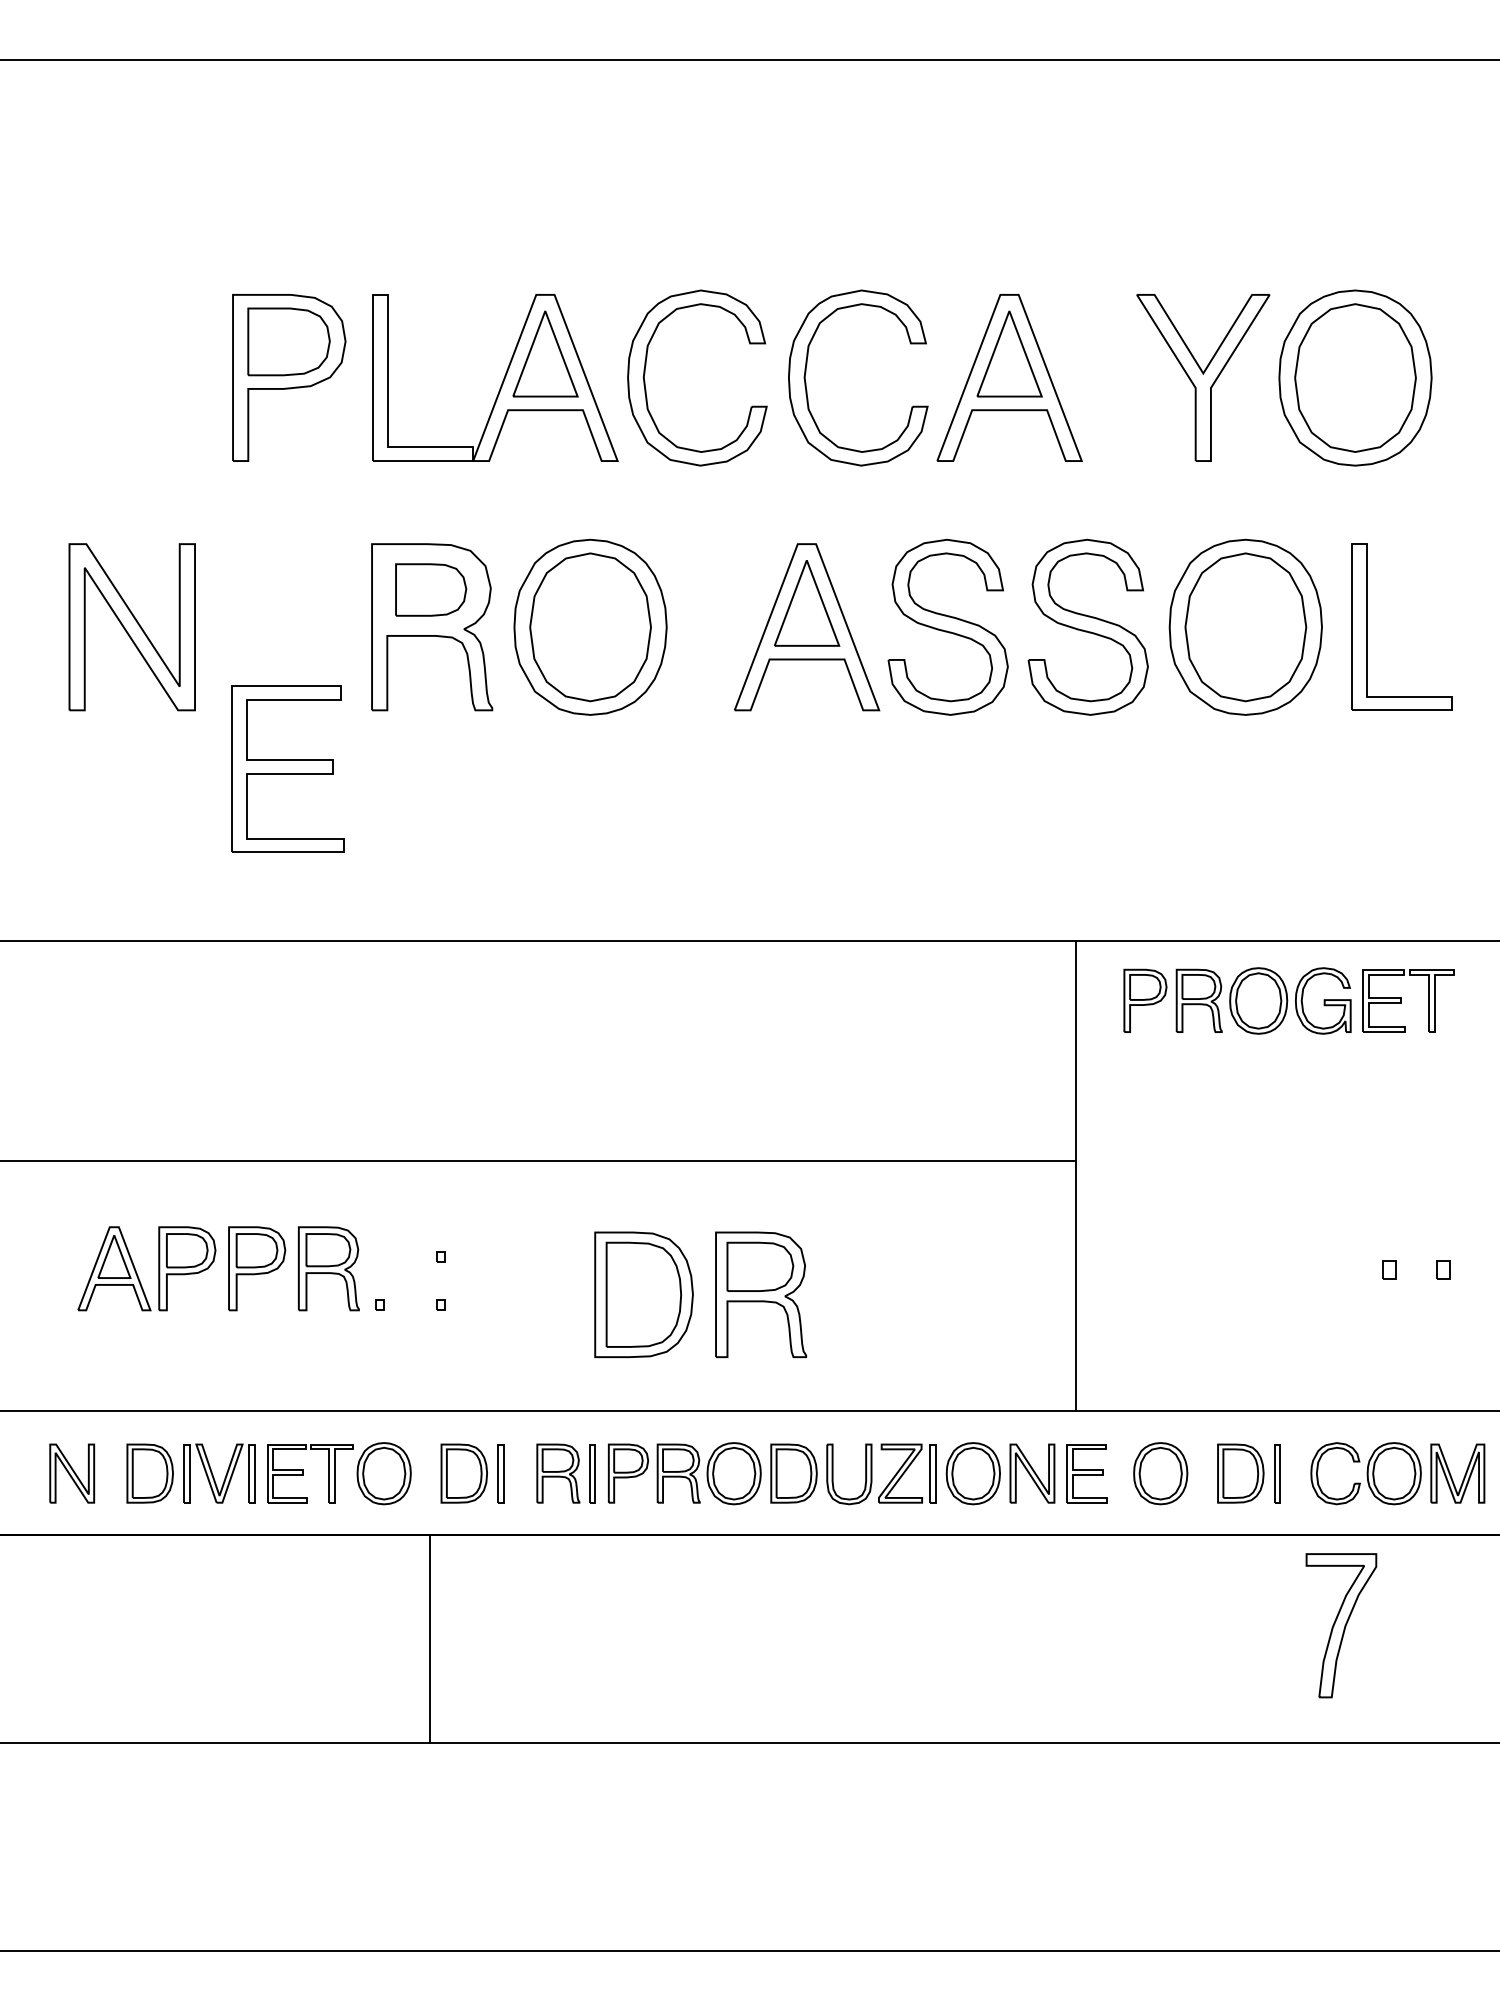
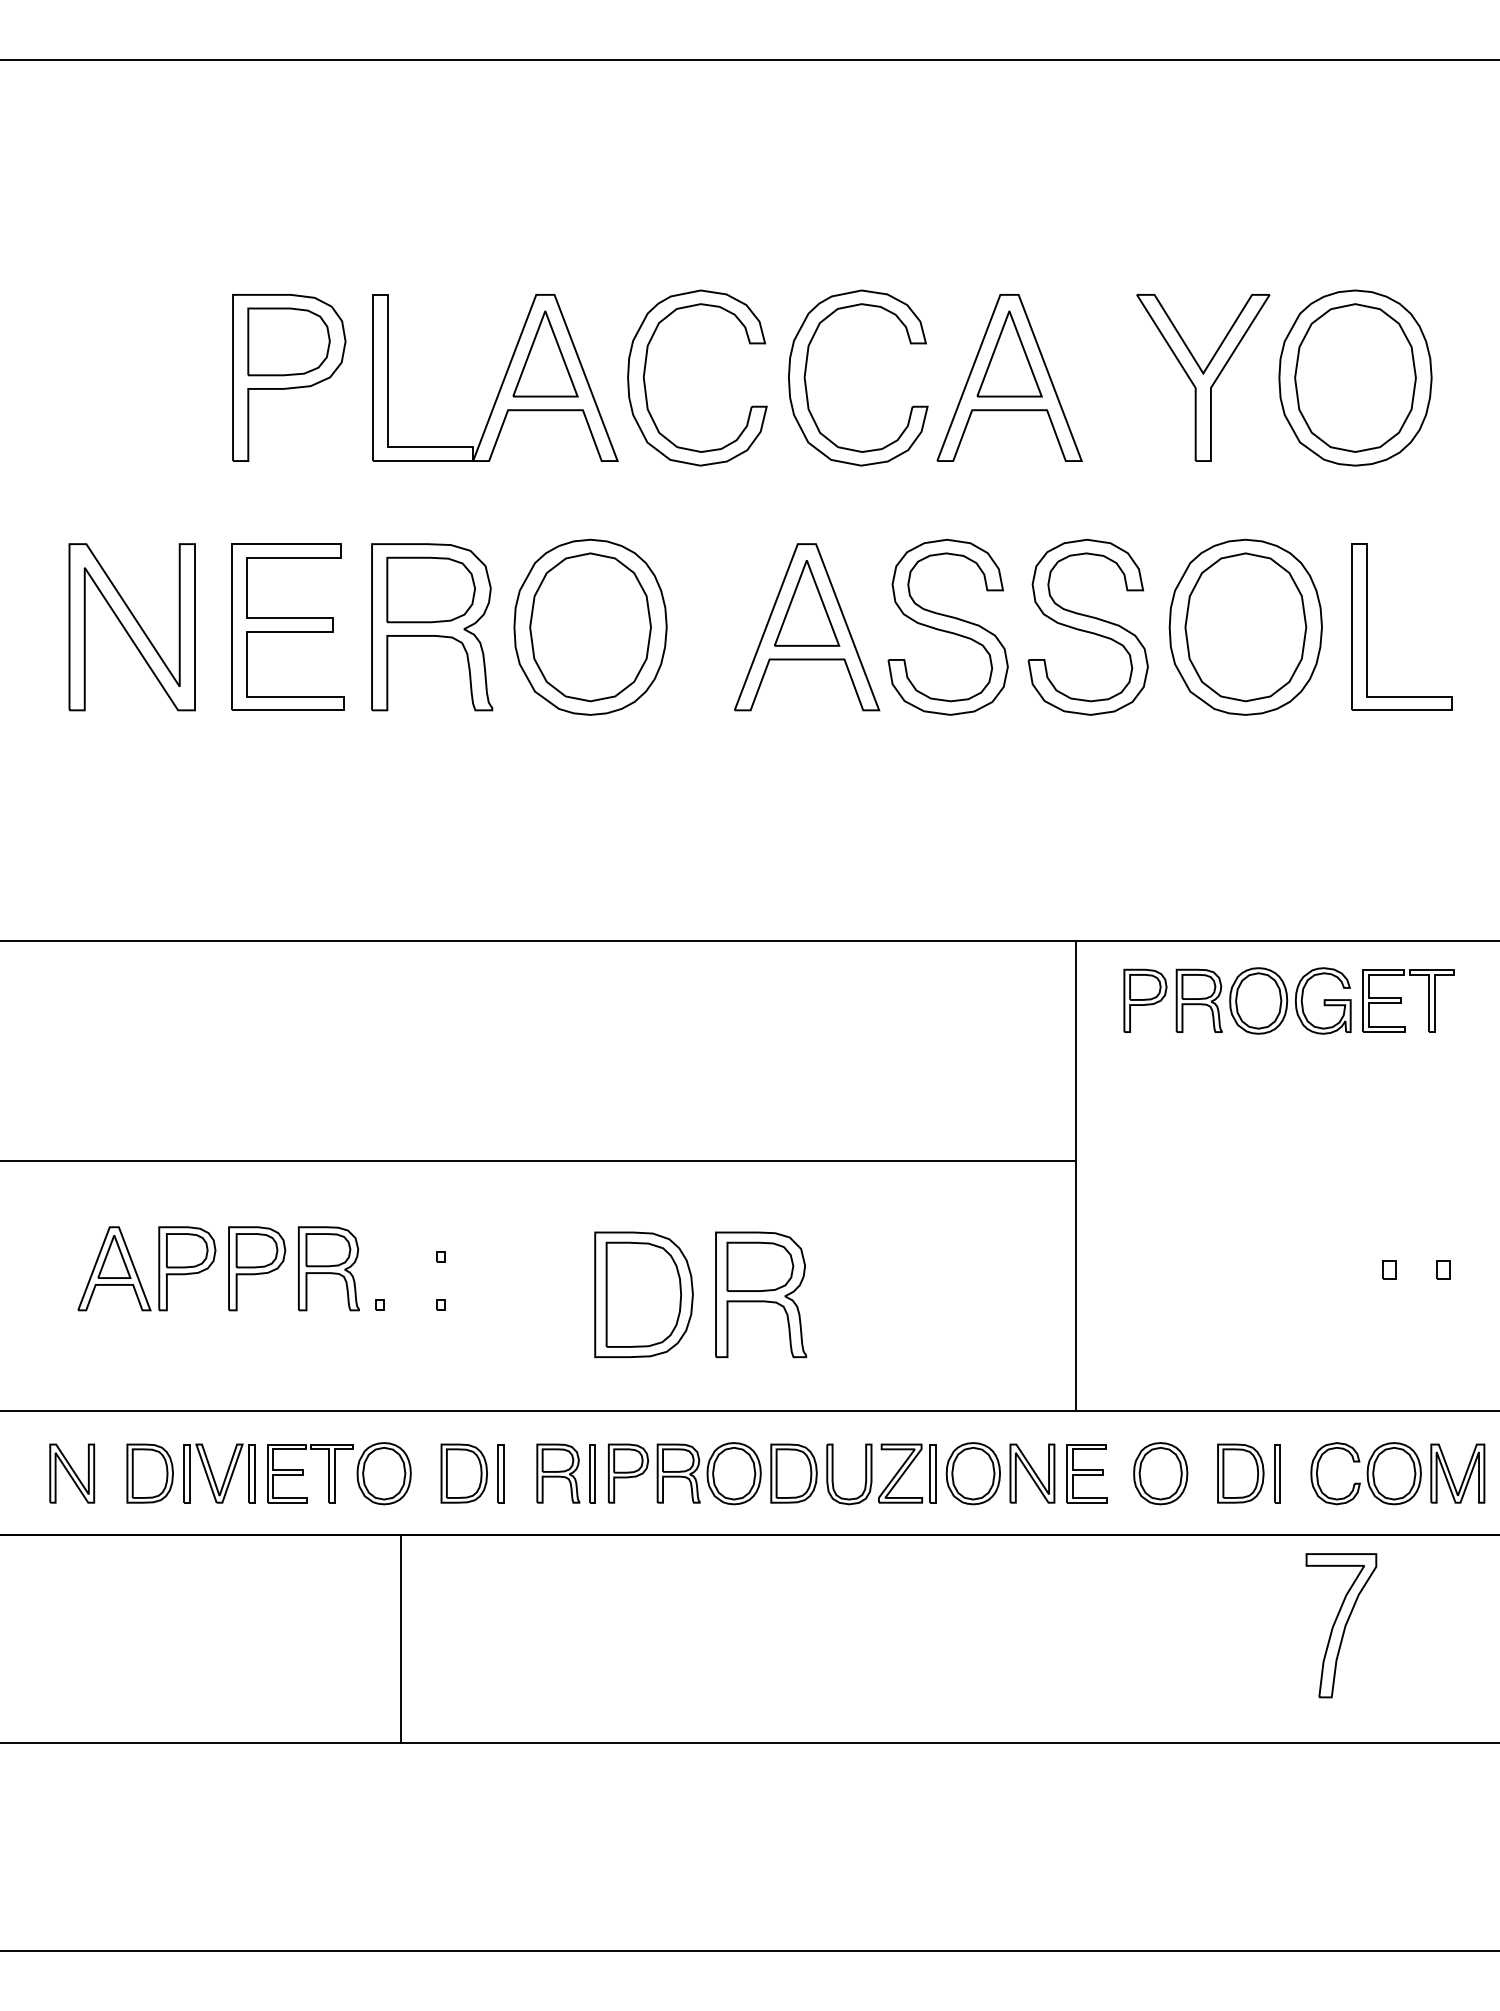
part size: 73x54 px -> 90x68 px (430, 589)
part position: (287, 768) -> (287, 626) (287, 626)
line position: (429, 1638) -> (400, 1638) (400, 1638)
